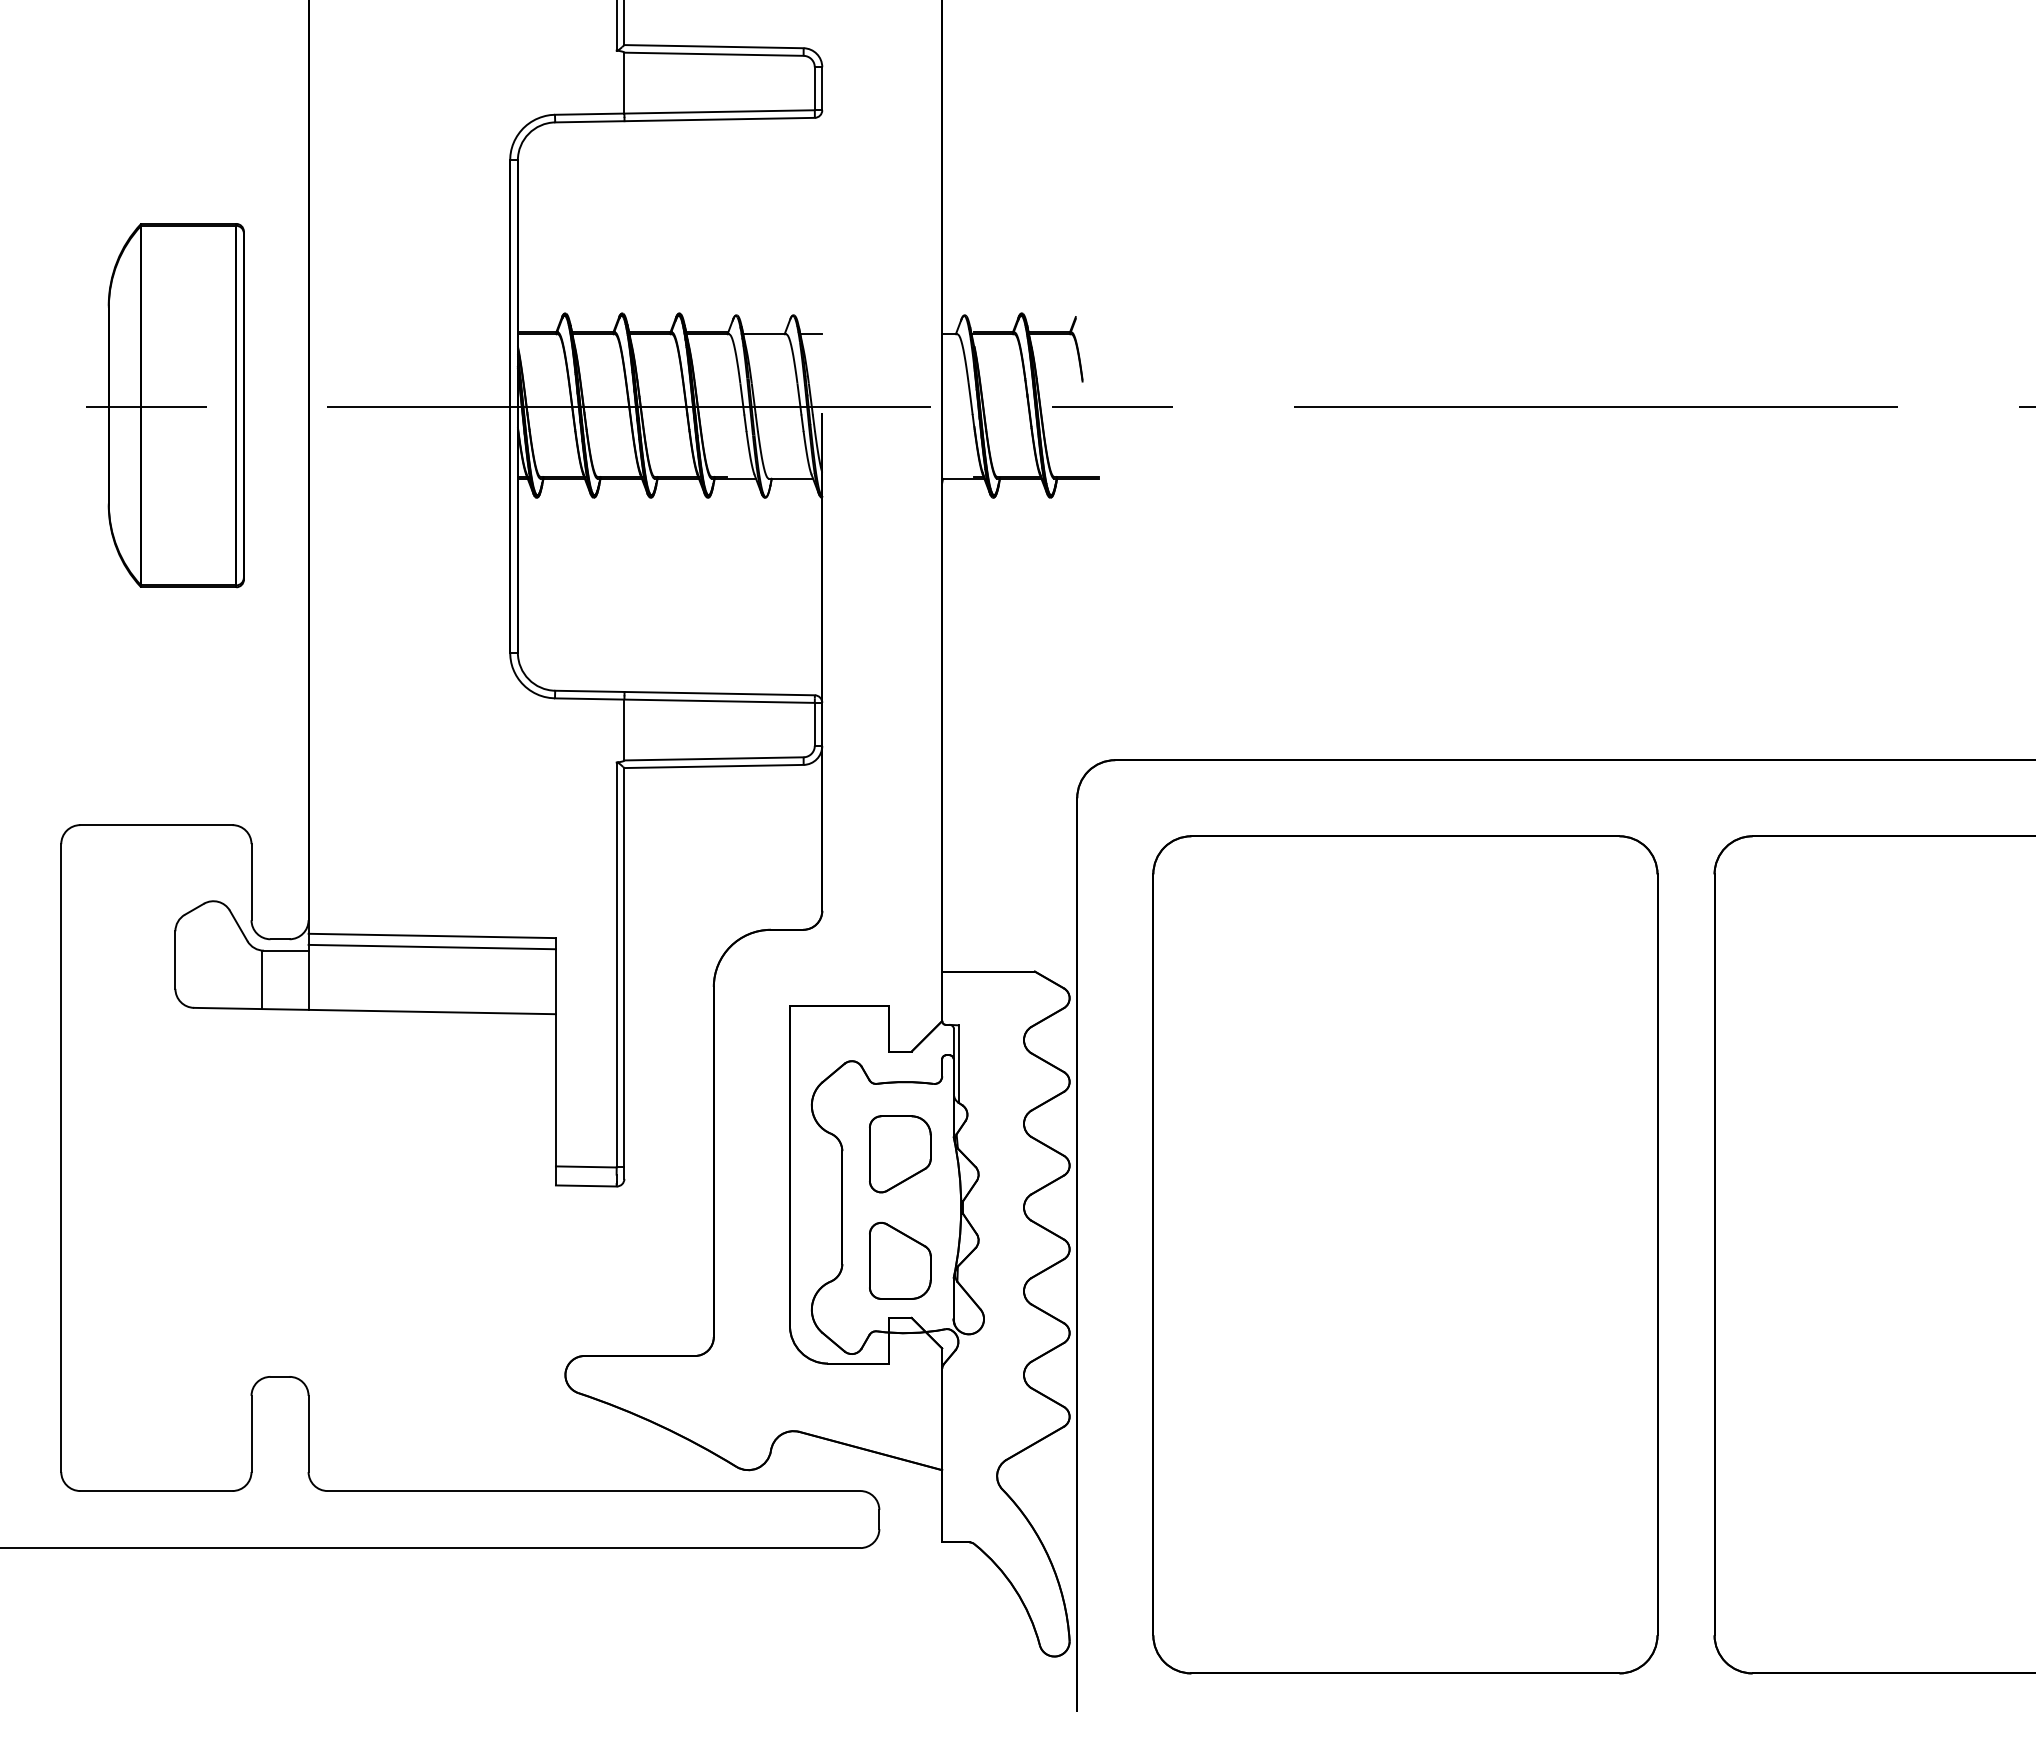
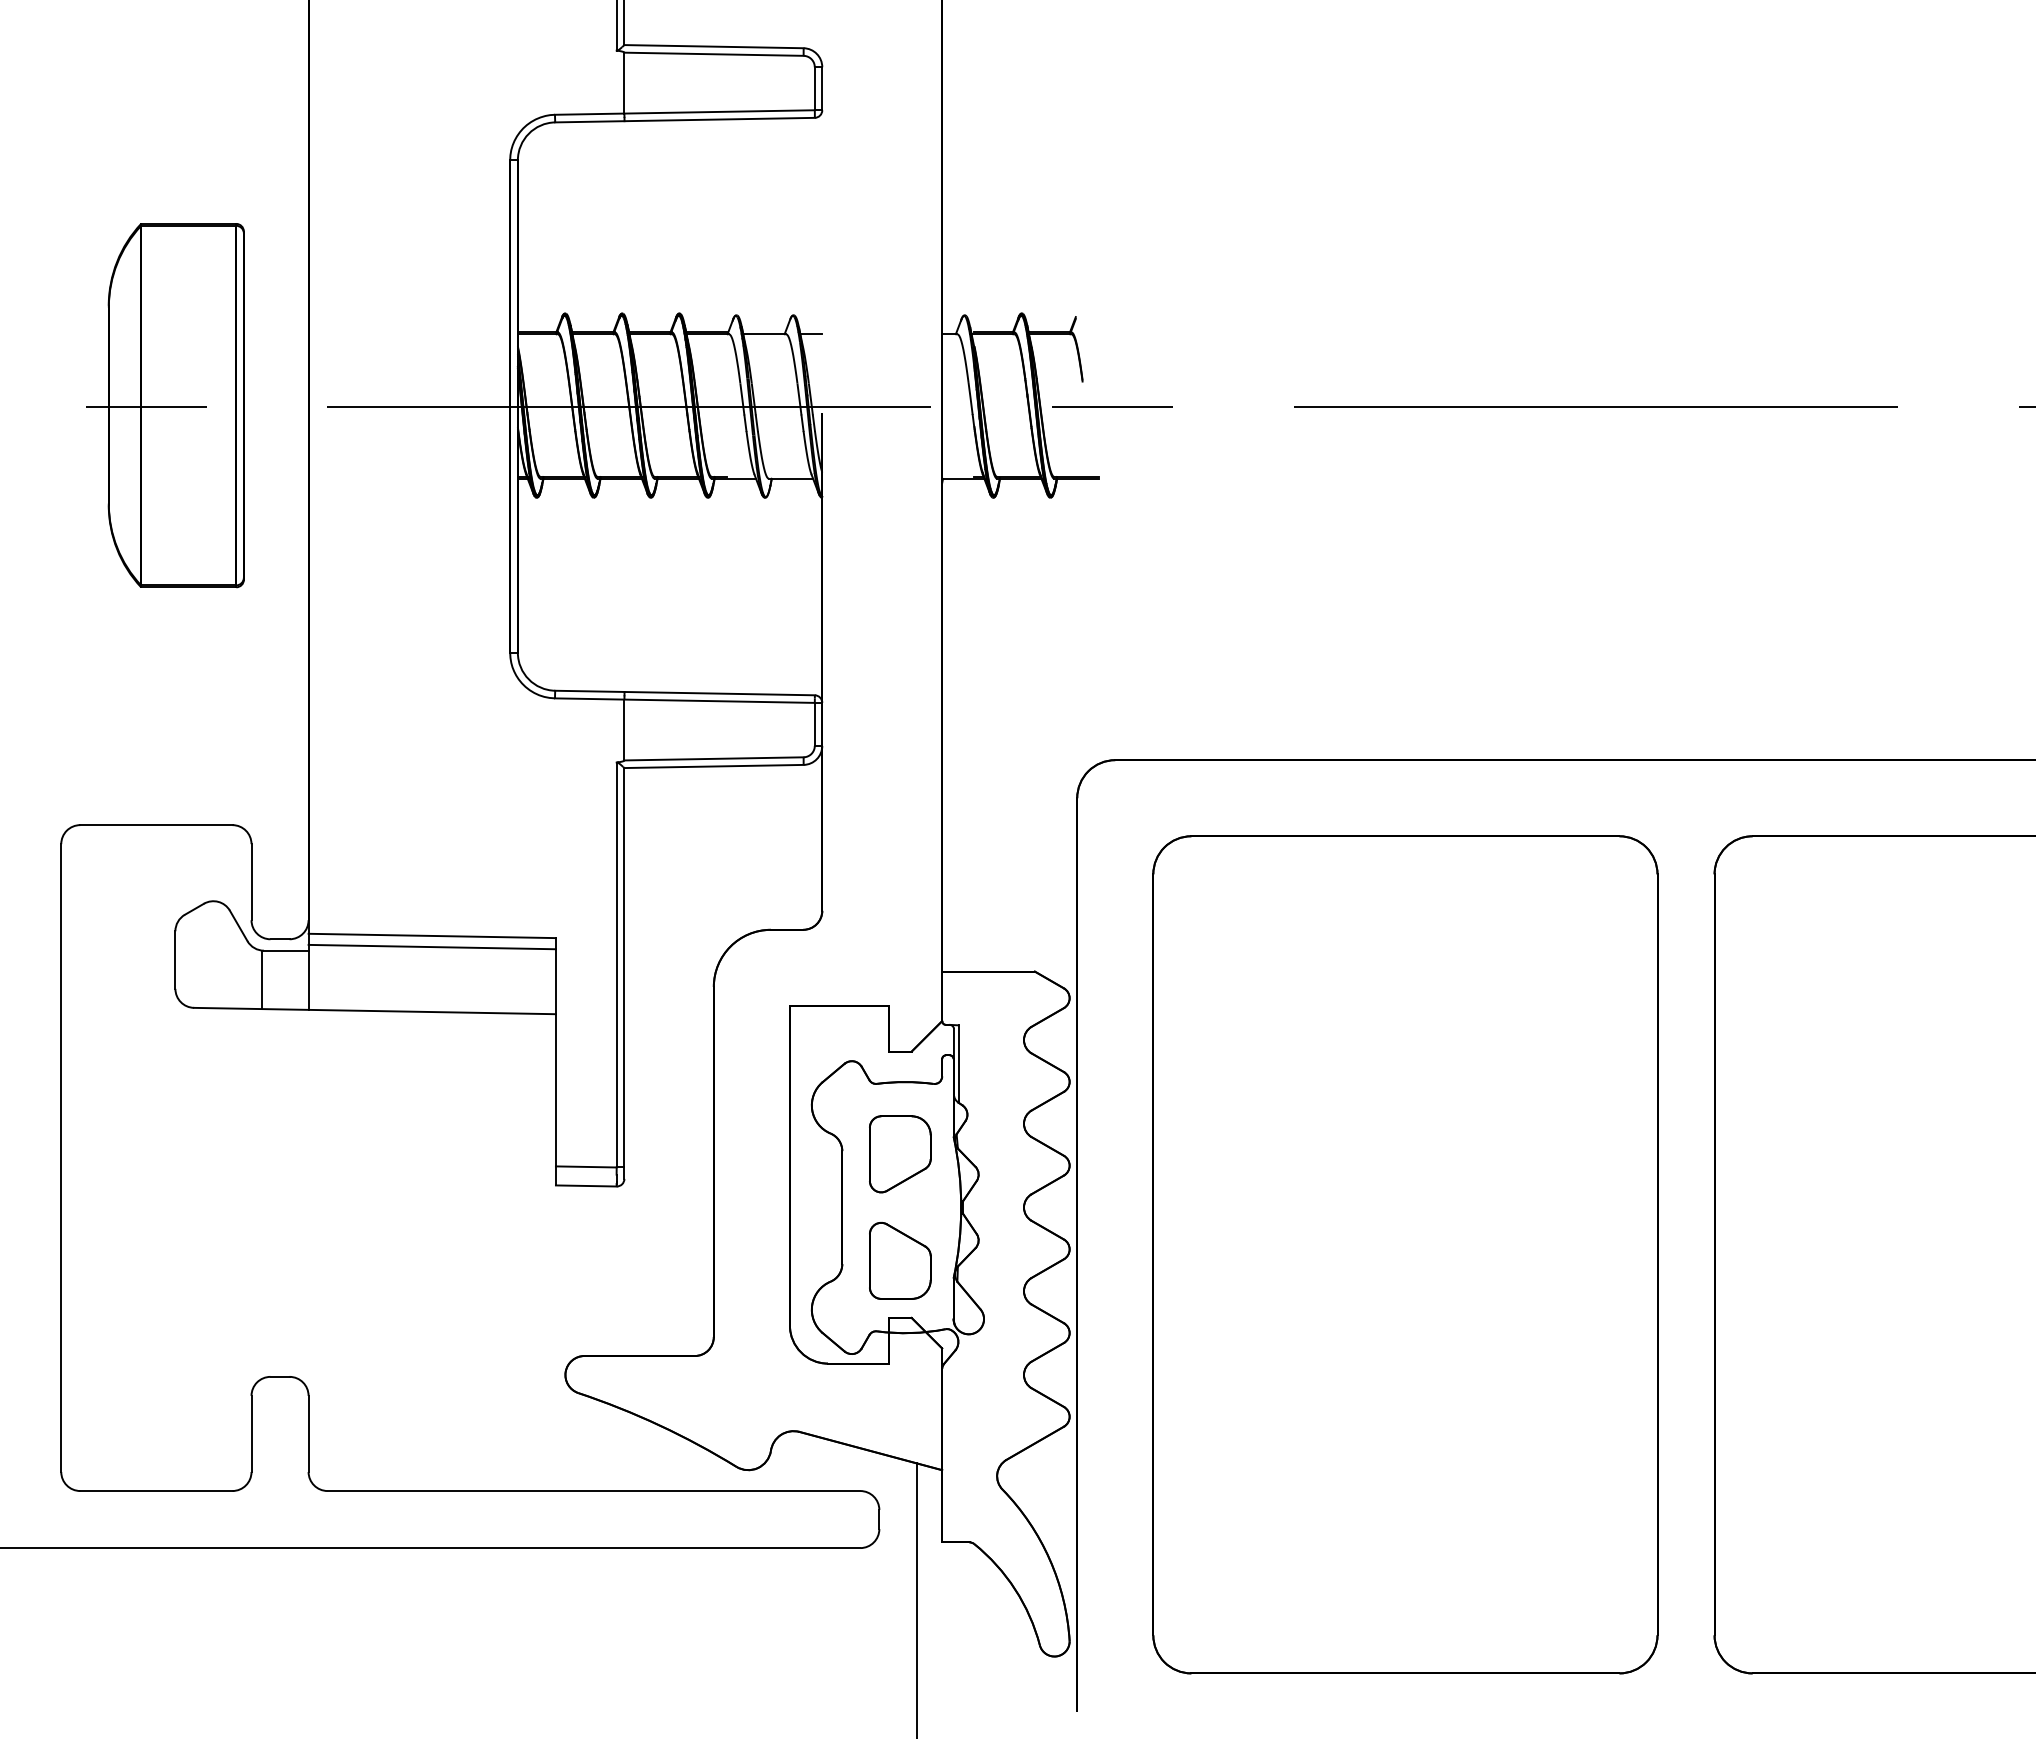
line: none -> present (916, 1599)
